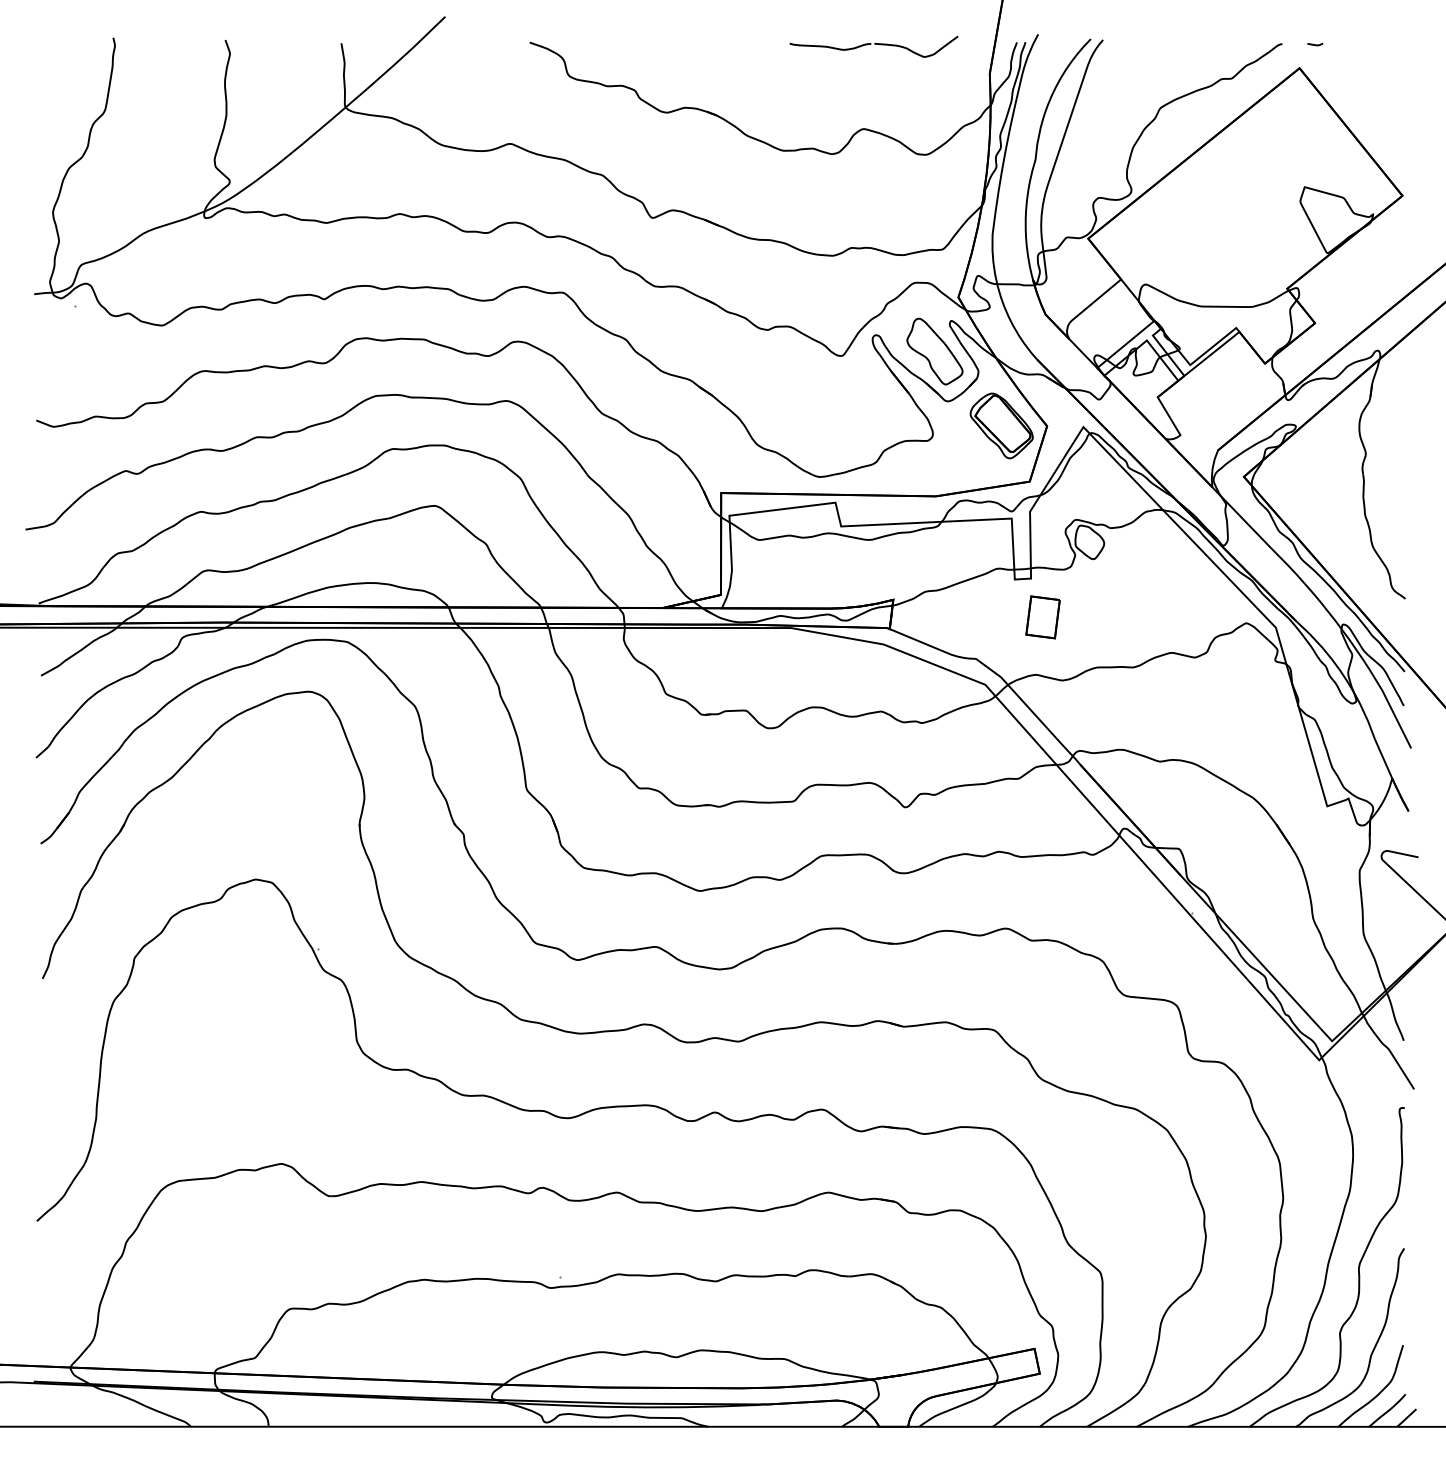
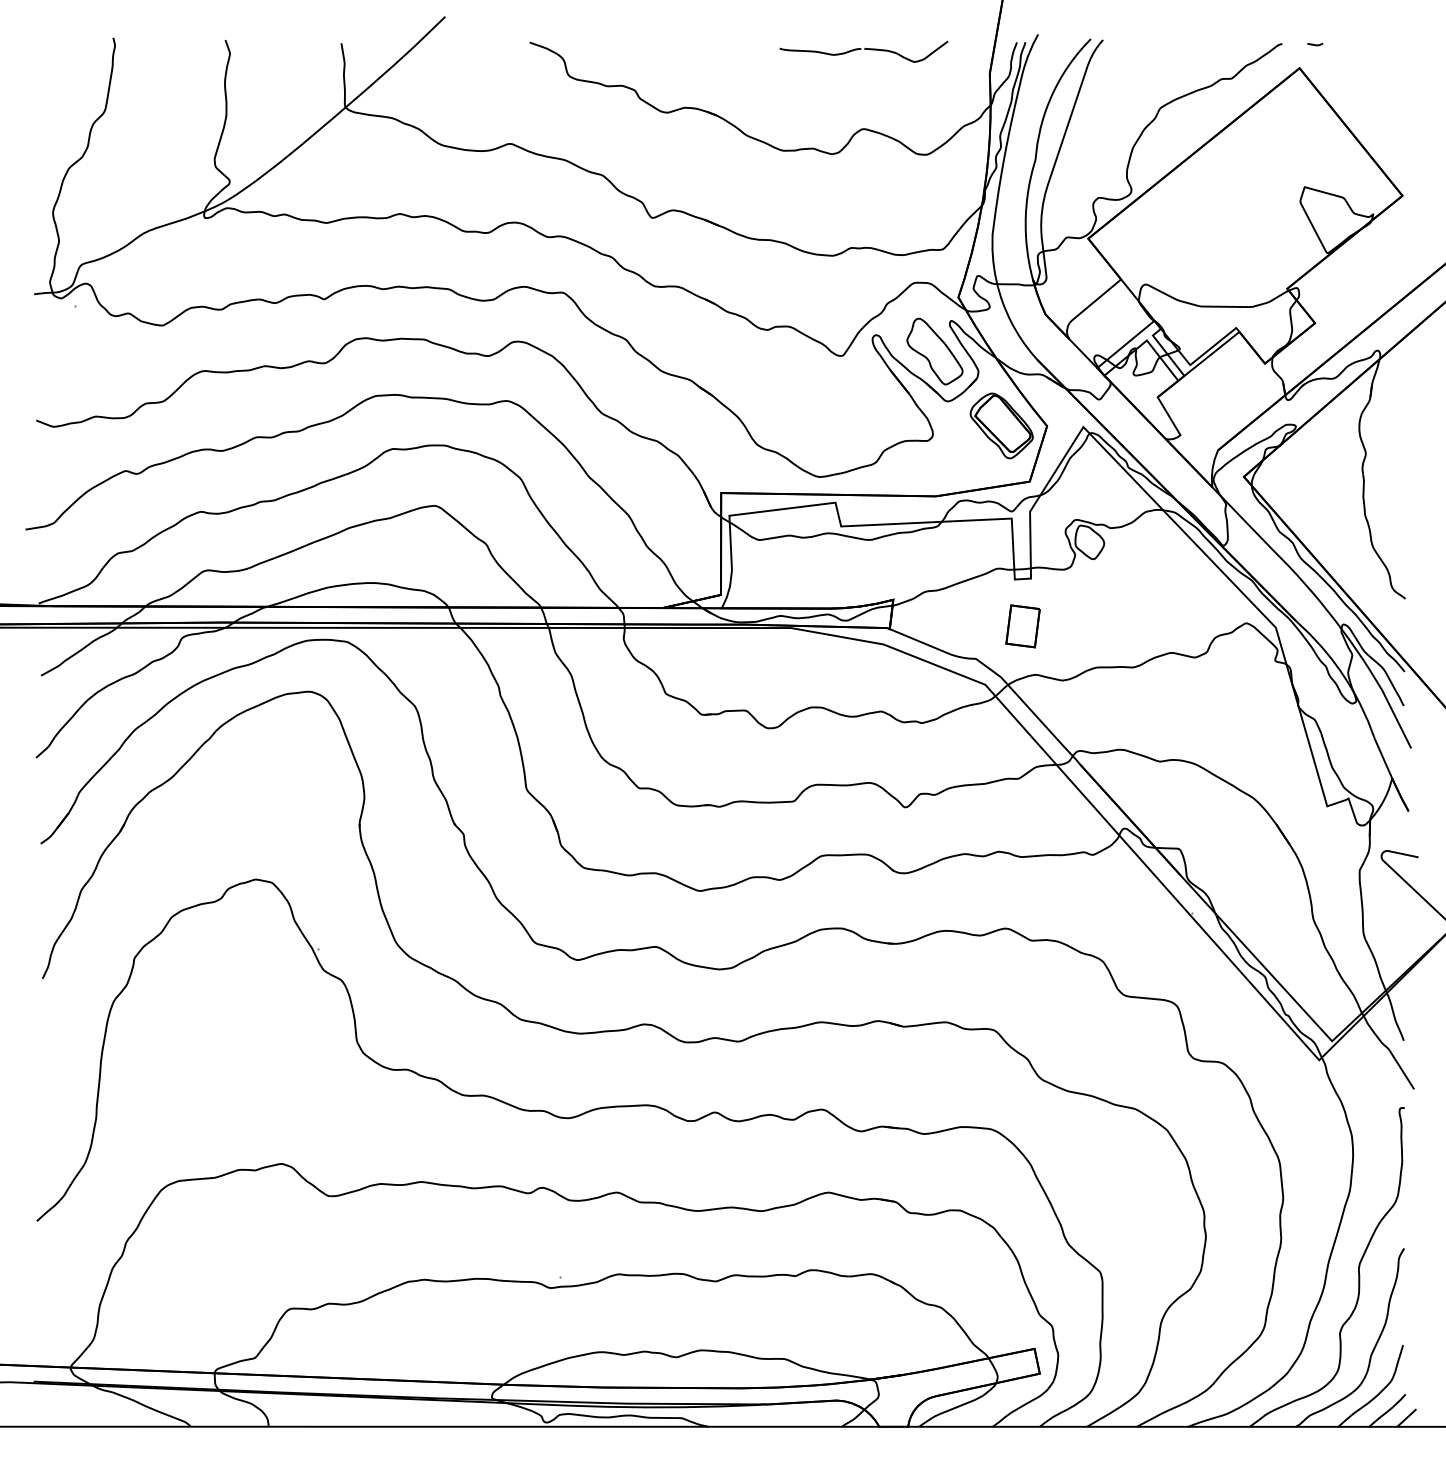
part position: (873, 46) -> (863, 51) (863, 51)
part position: (1042, 617) -> (1022, 626) (1022, 626)
